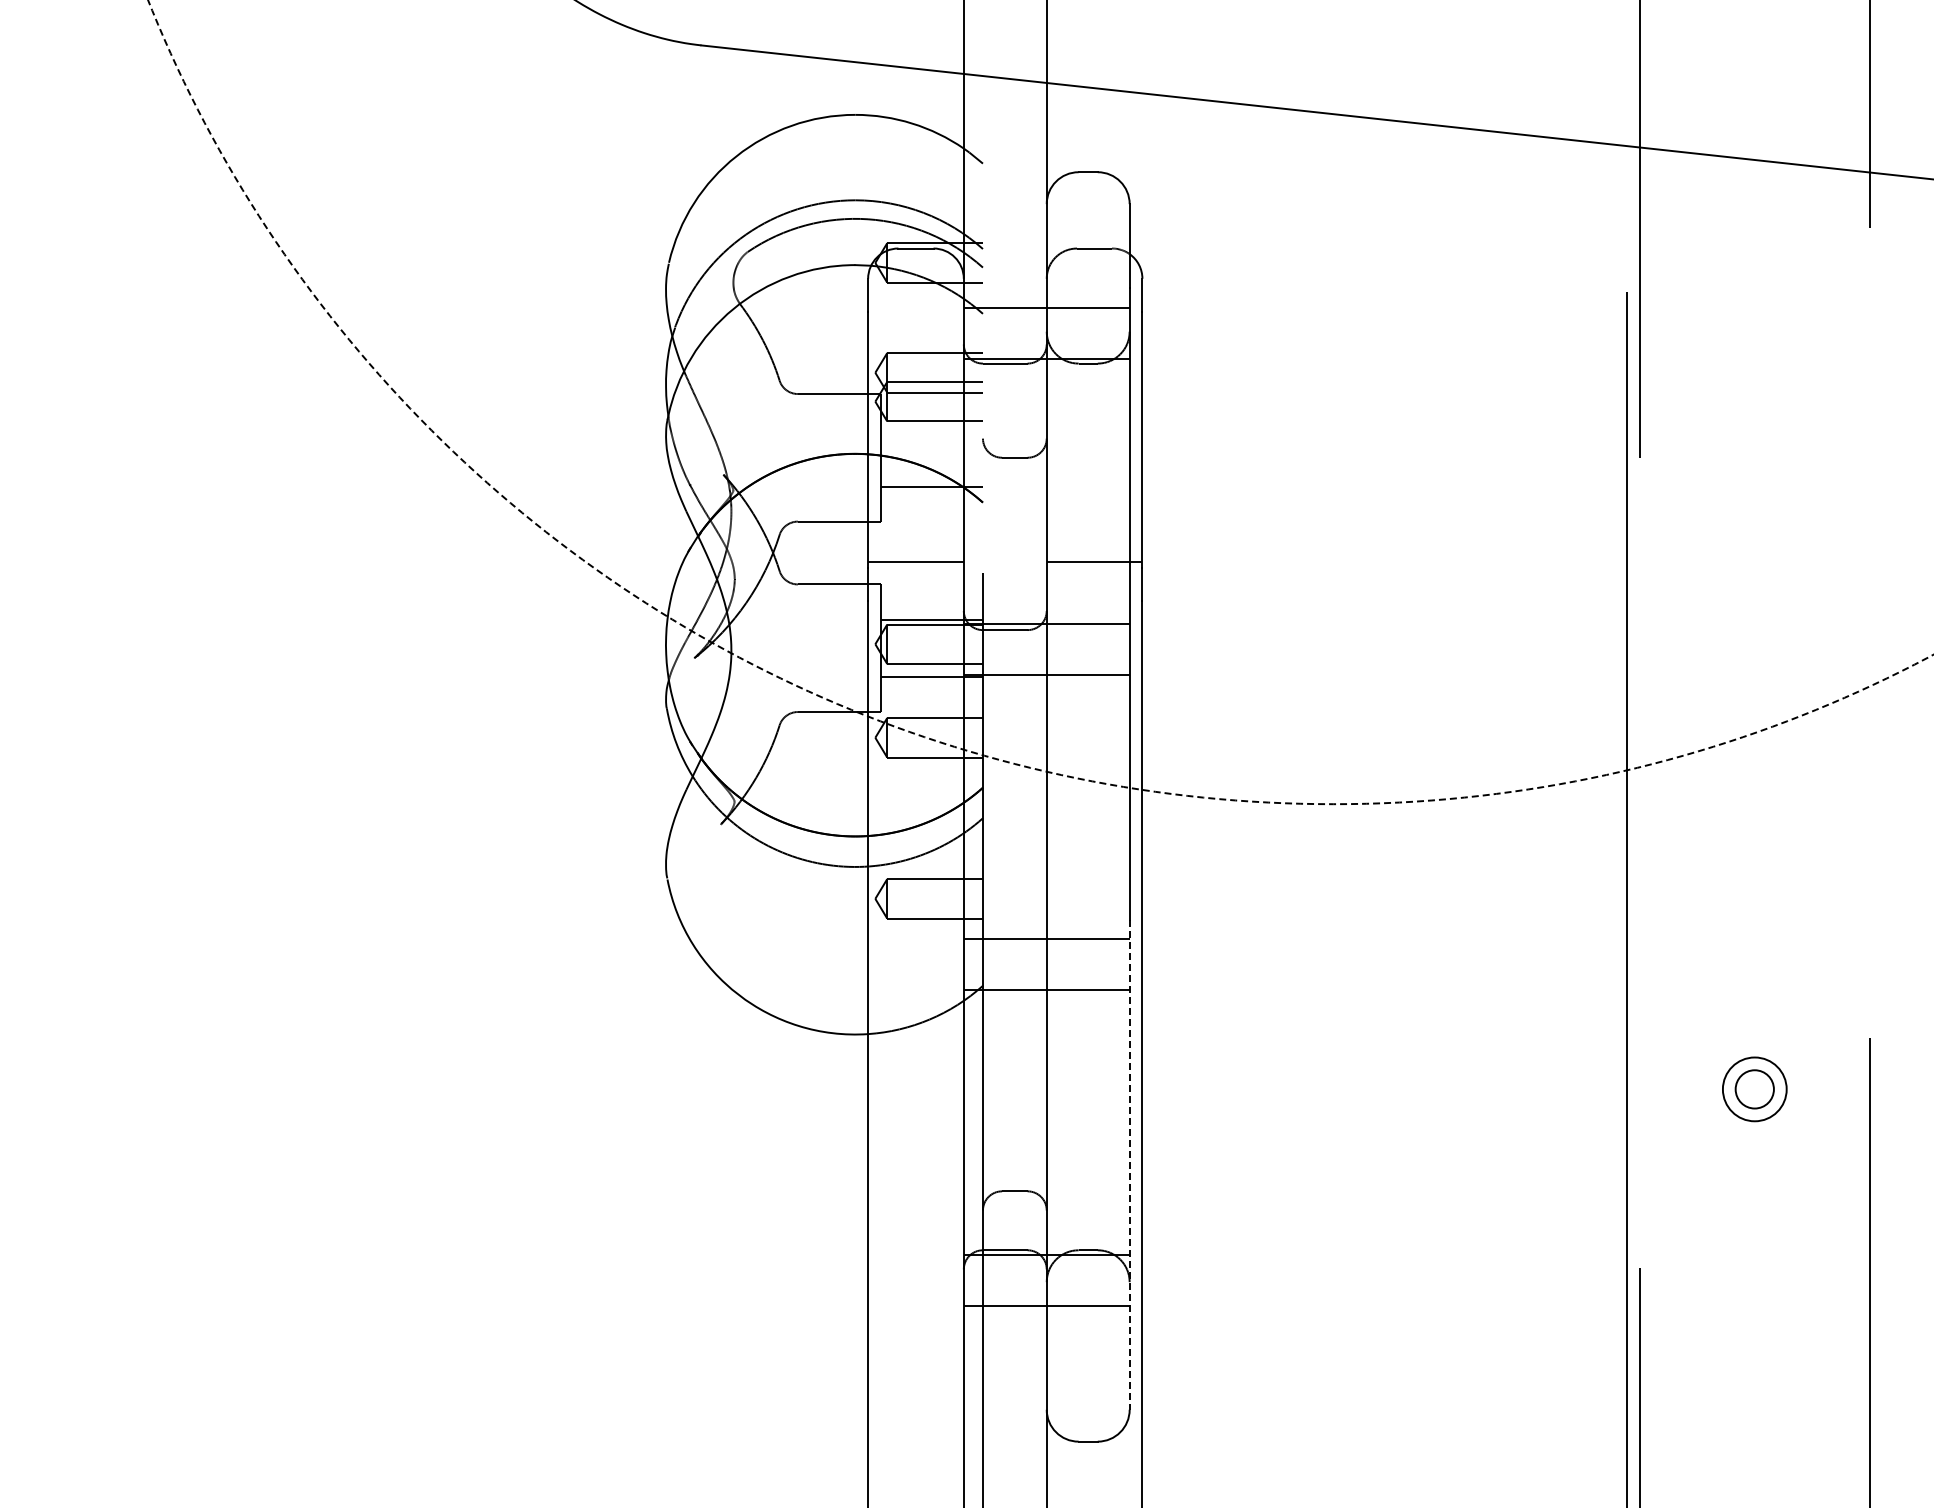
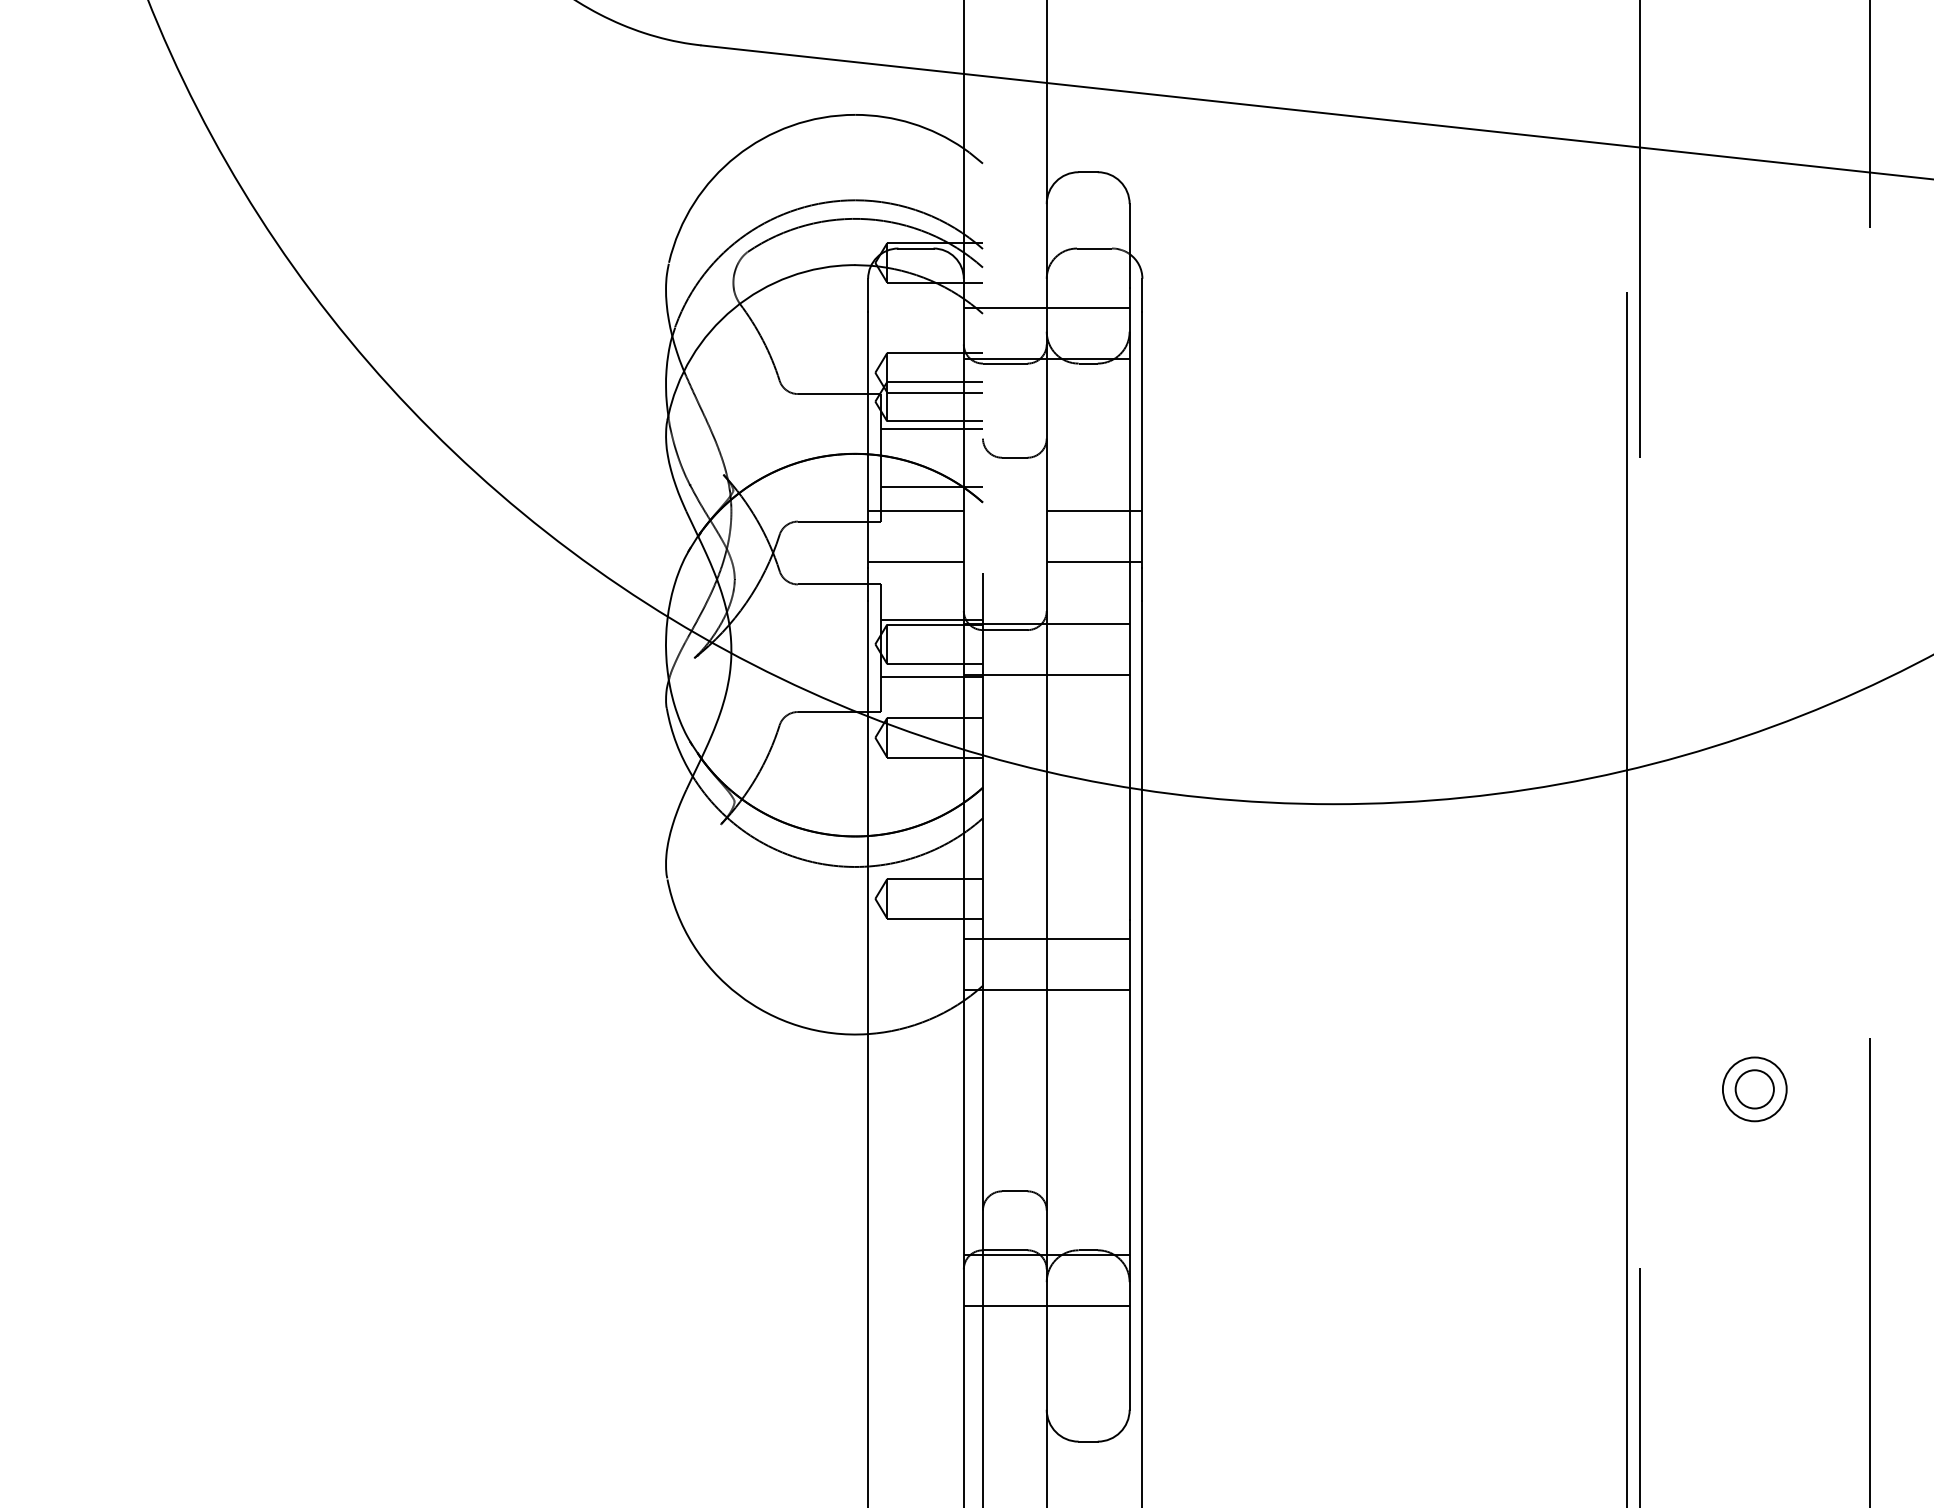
circle: dashed -> solid (1040, 402)
line: none -> present (931, 429)
line: none -> present (915, 511)
line: none -> present (1094, 511)
line: dashed -> solid (1129, 1165)
